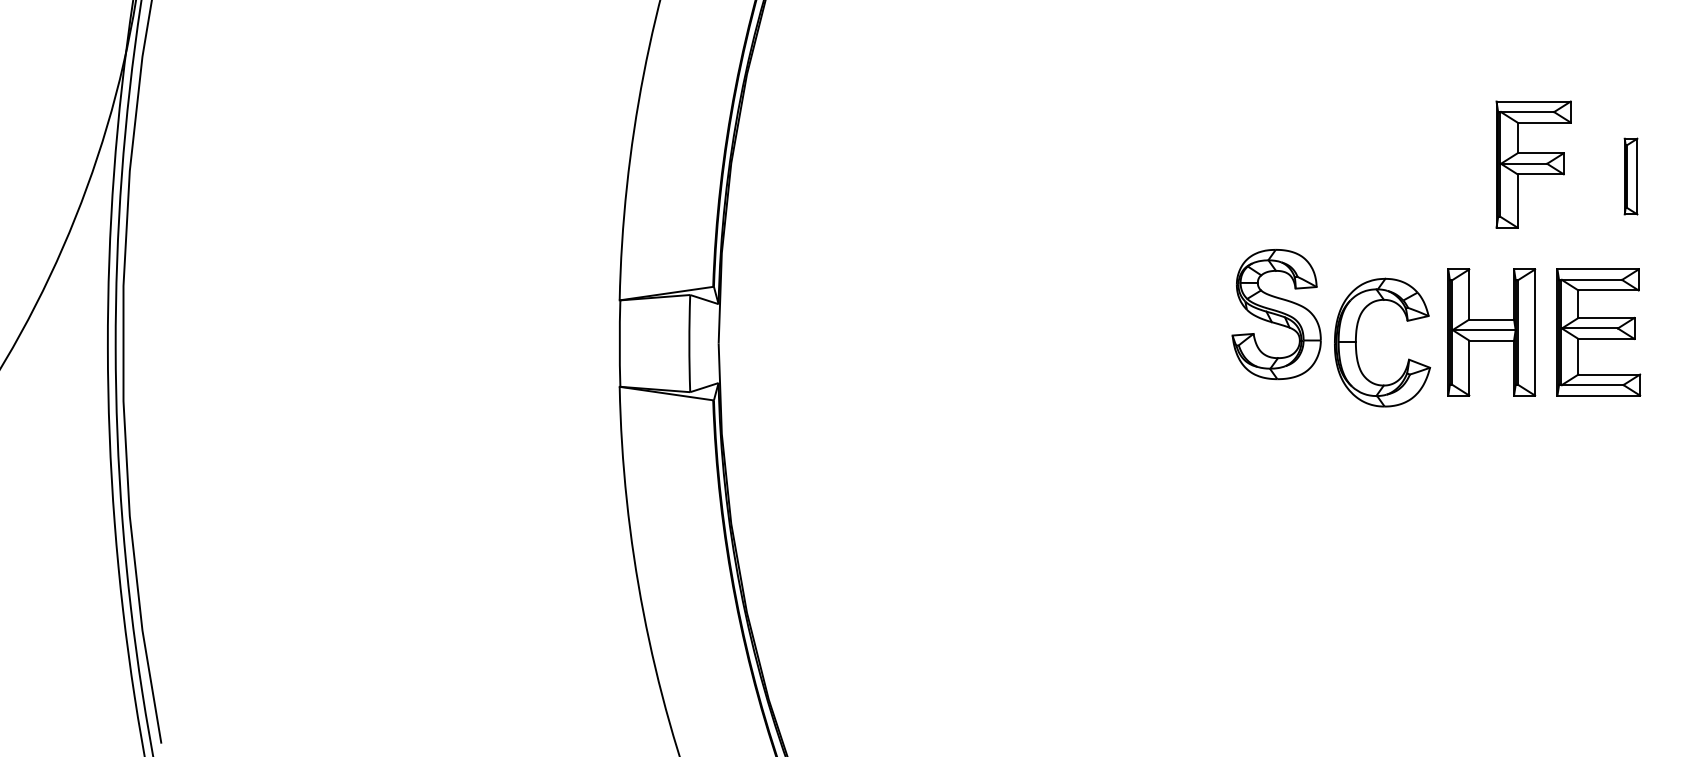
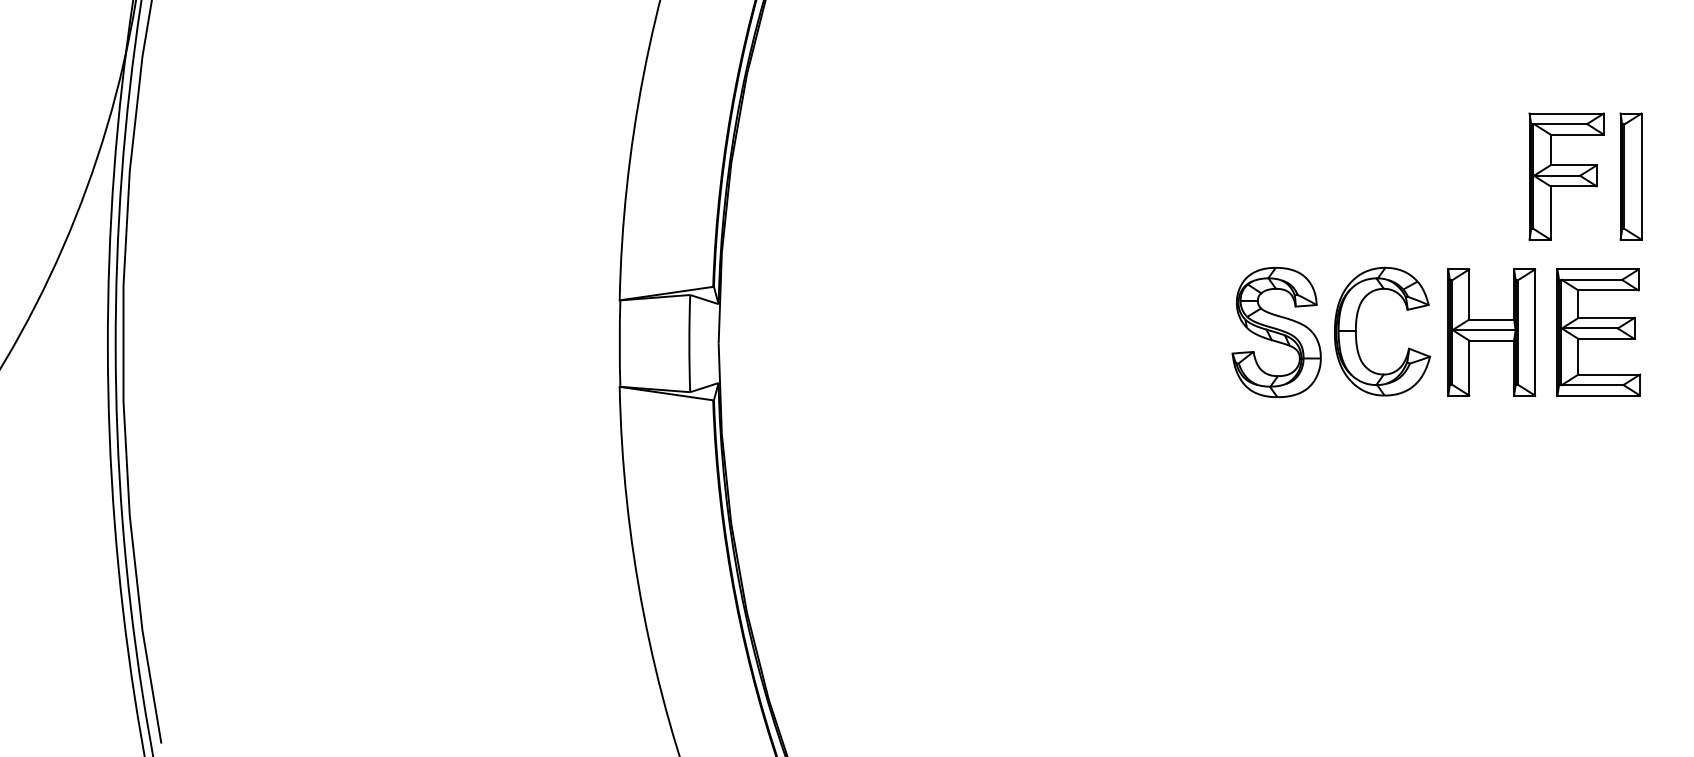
part position: (1533, 164) -> (1566, 176) (1566, 176)
part size: 16x79 px -> 24x129 px (1630, 176)
part position: (1276, 314) -> (1276, 332) (1276, 332)
part position: (1356, 342) -> (1356, 331) (1356, 331)
